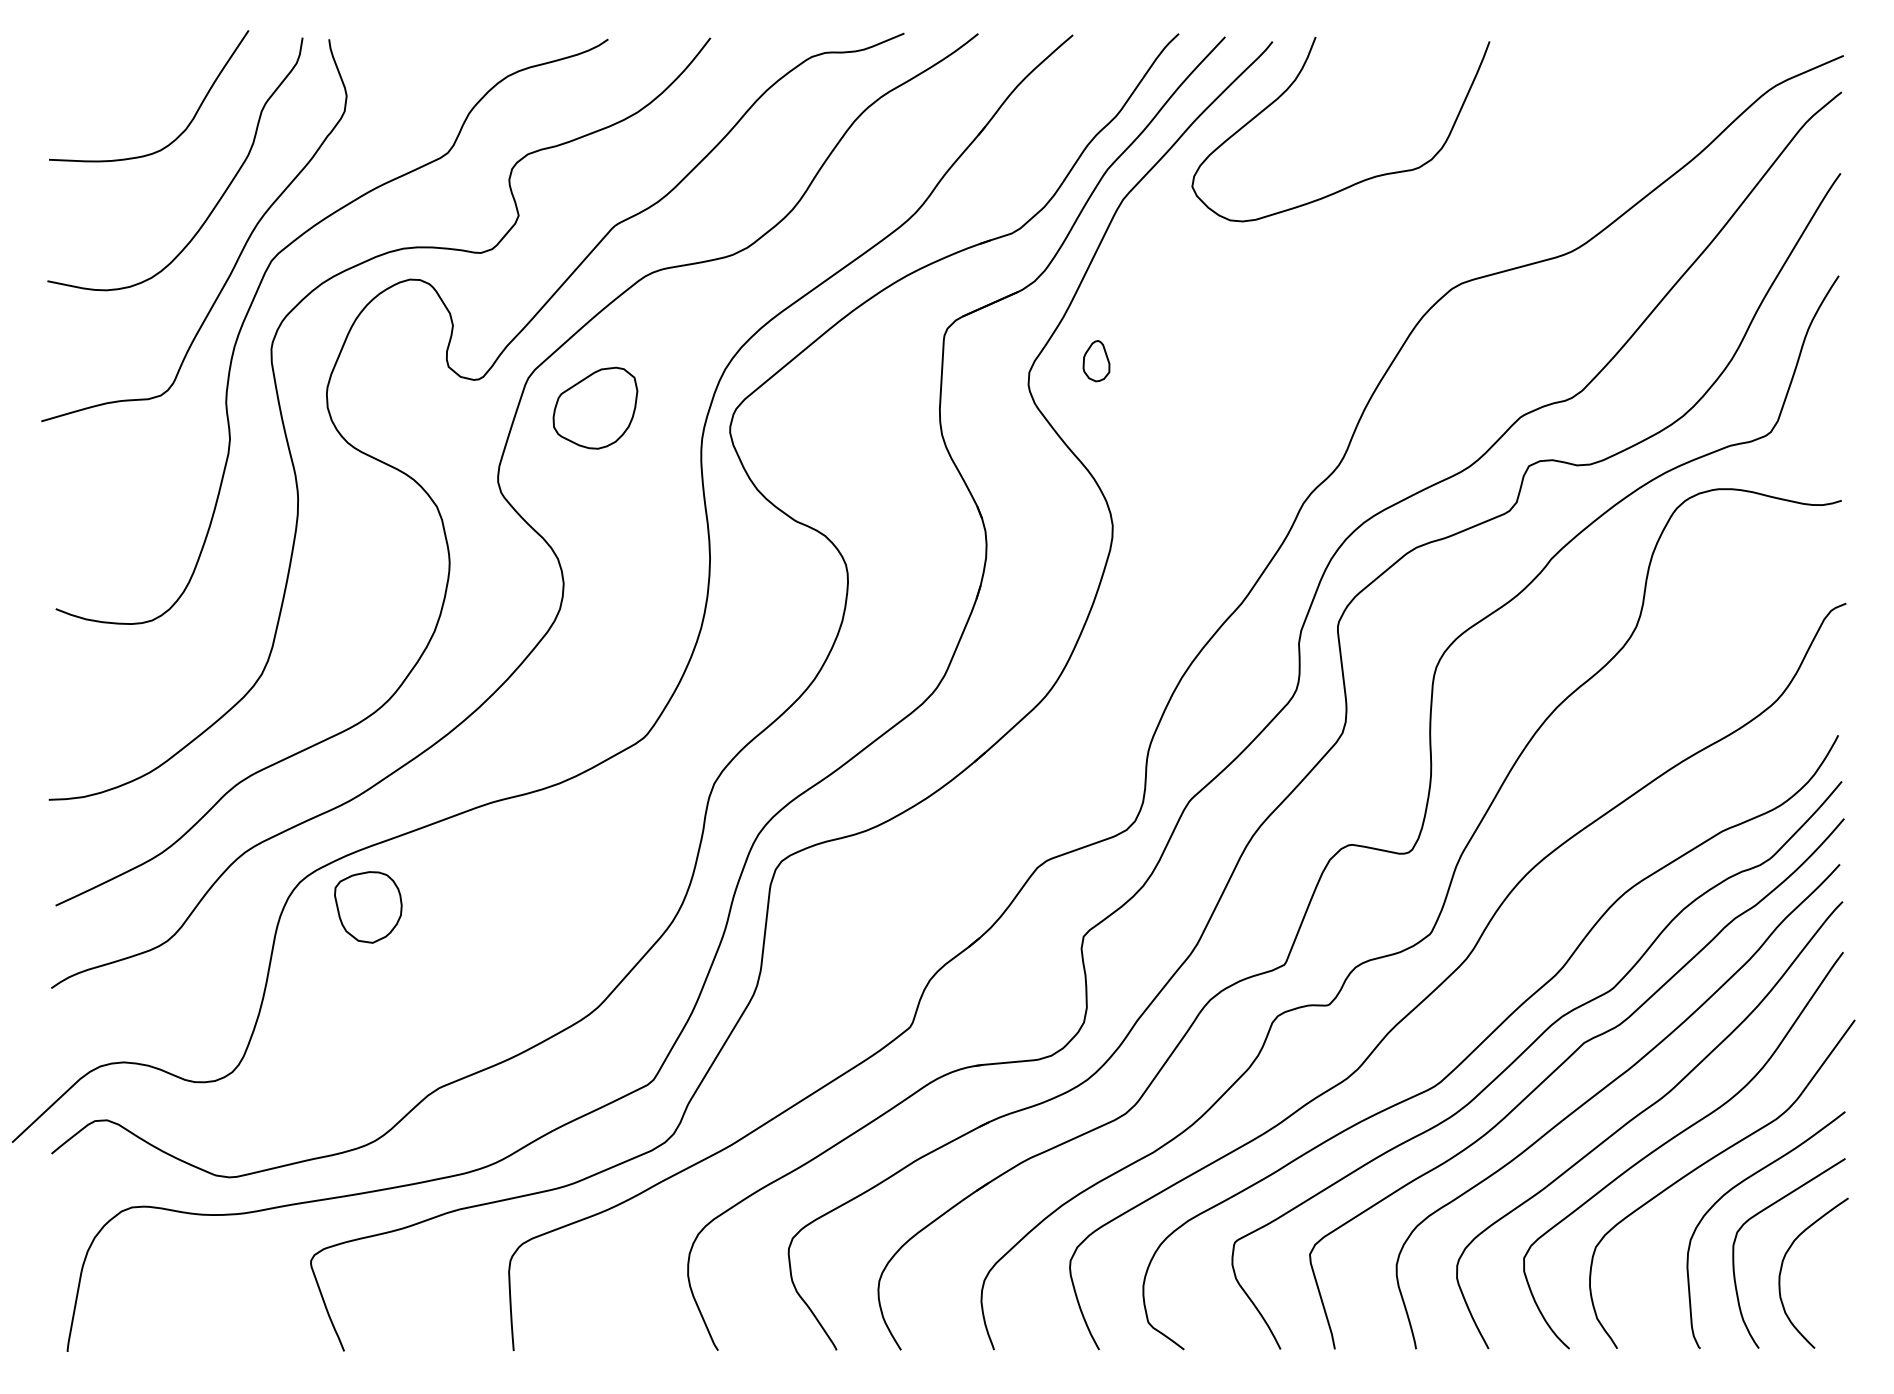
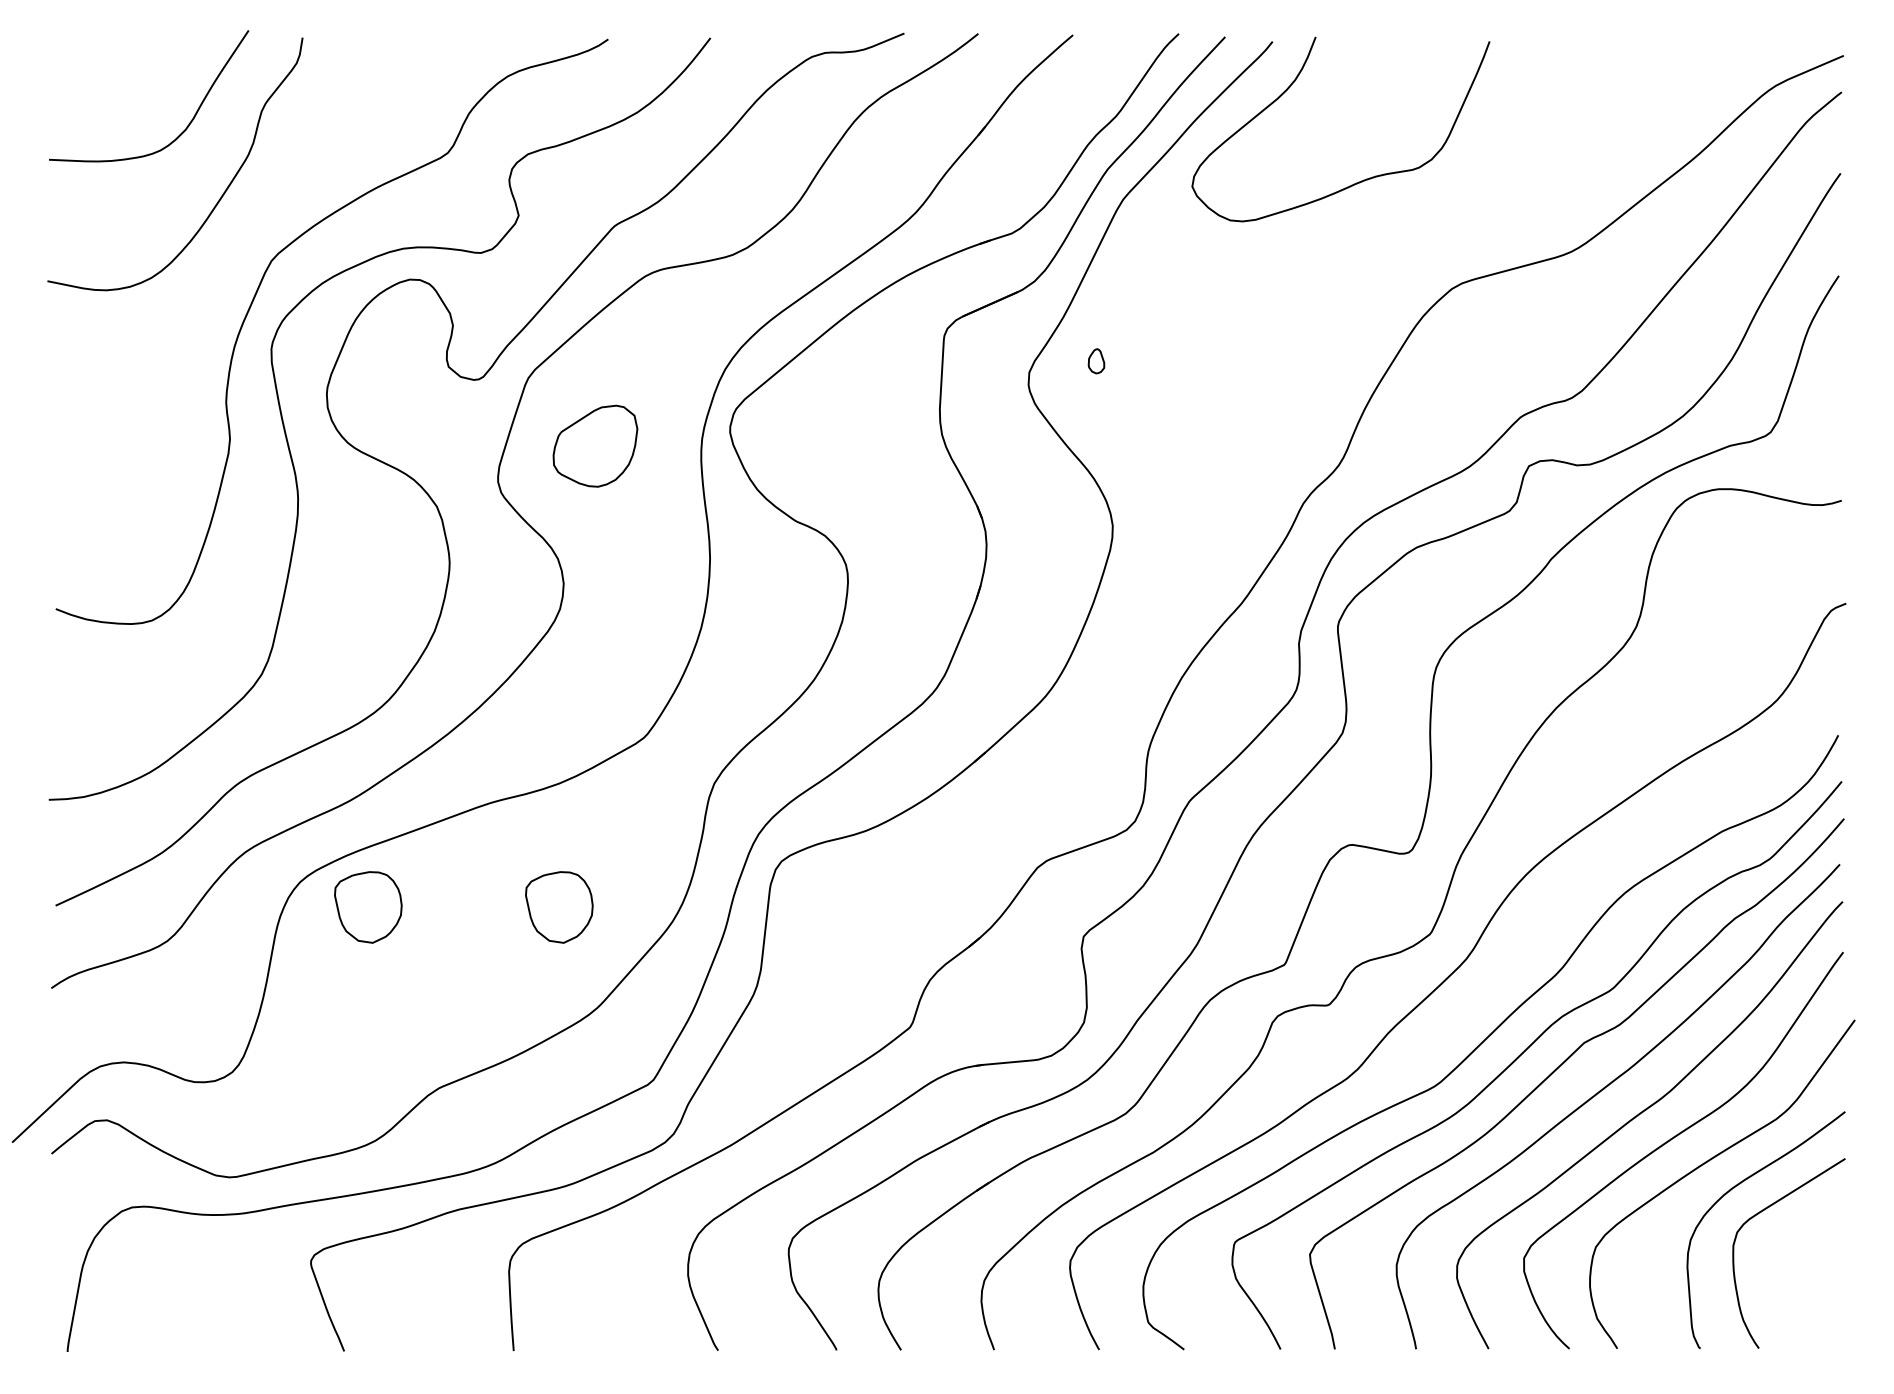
curve: present -> none (240, 252)
part size: 29x43 px -> 19x27 px (1096, 361)
part position: (595, 407) -> (595, 445) (595, 445)
part: none -> present (559, 907)
curve: present -> none (1782, 1268)
